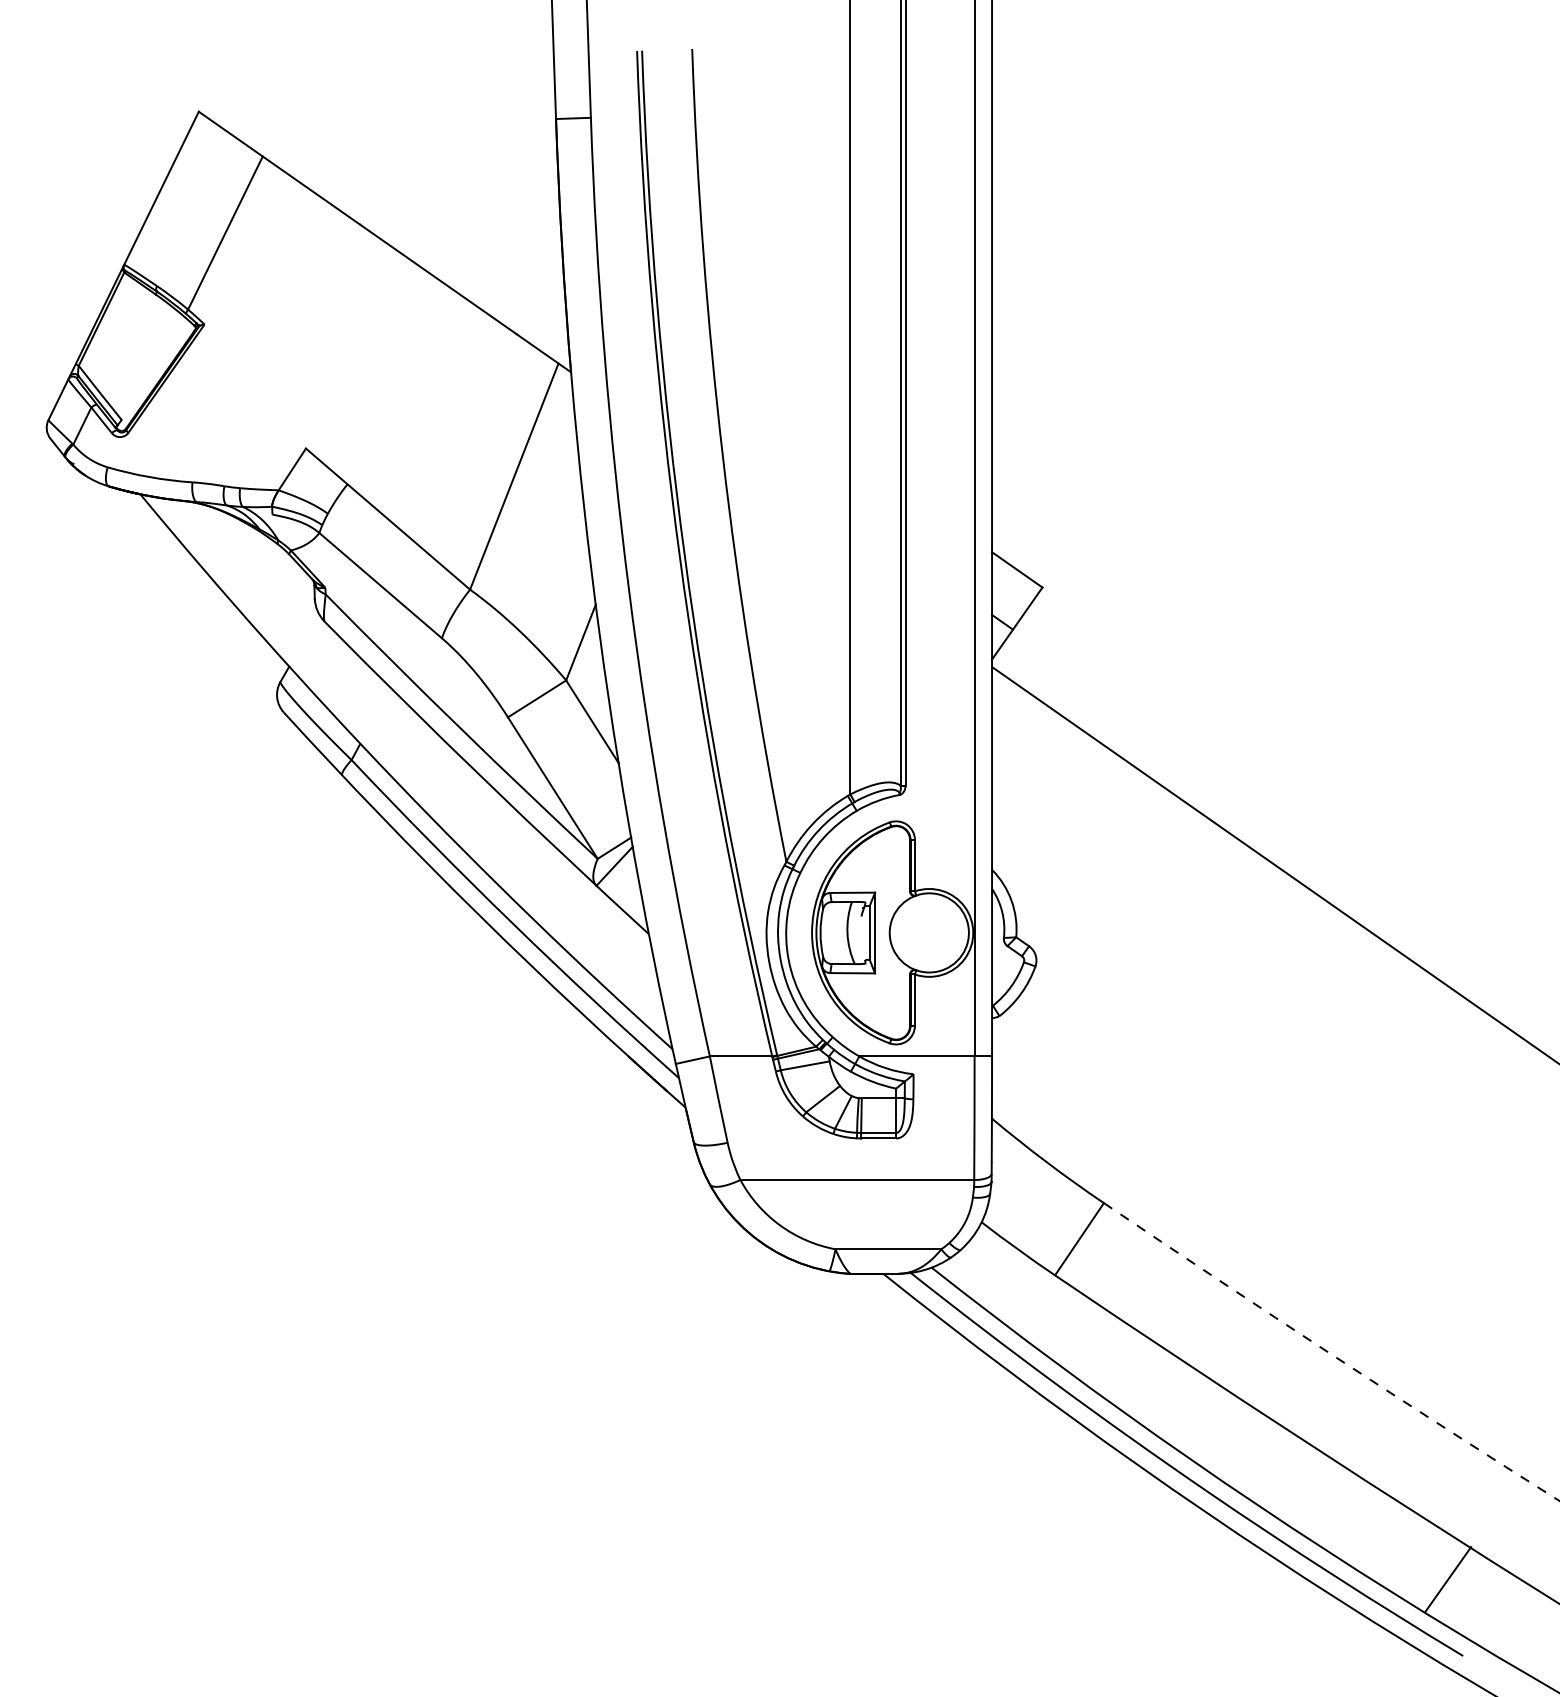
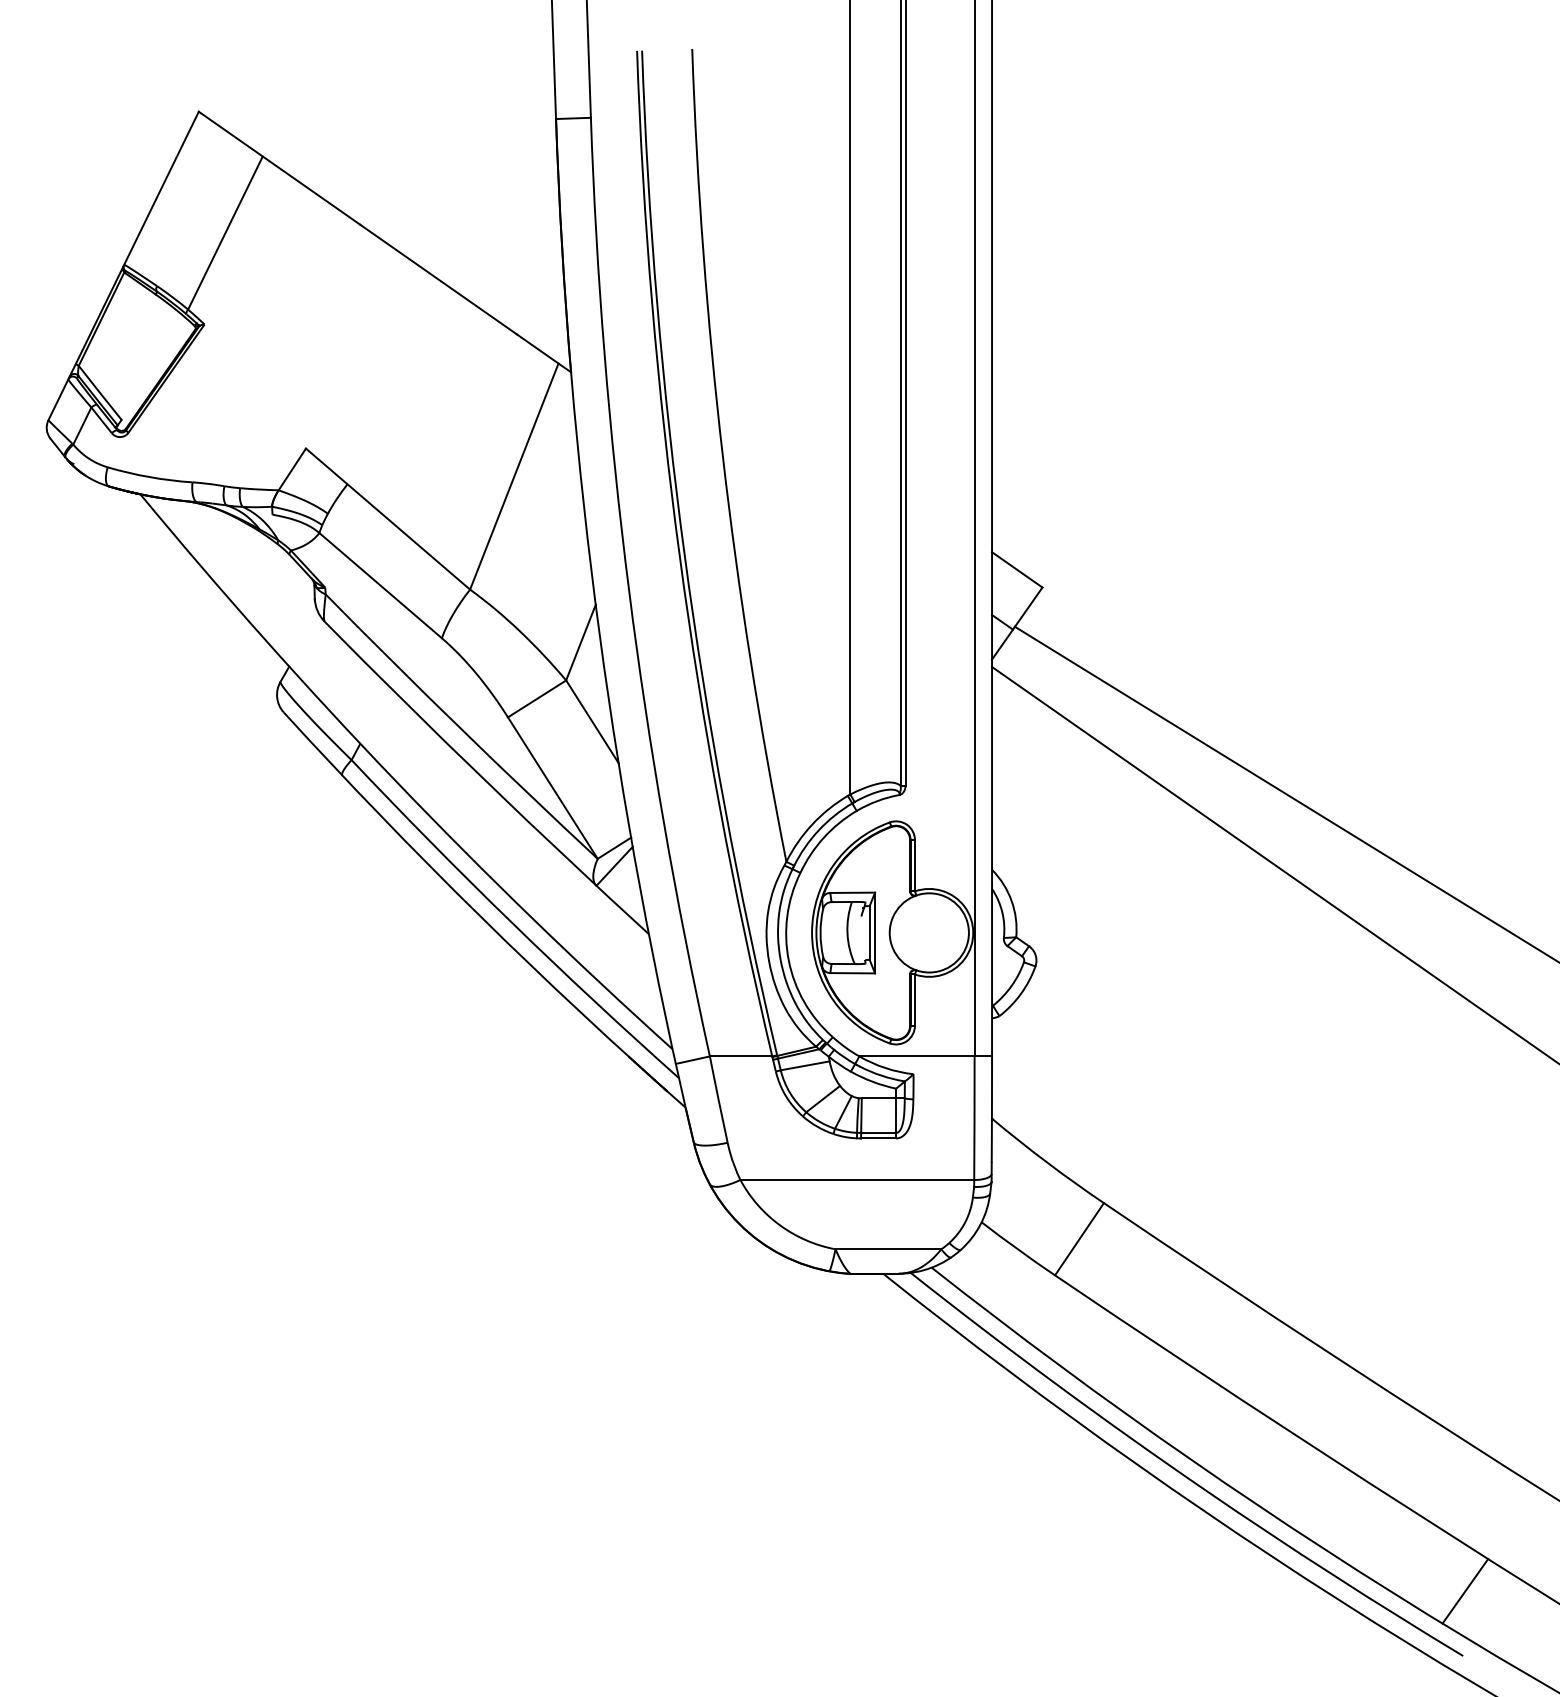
line: none -> present (1285, 793)
arc: dashed -> solid (1331, 1354)
line position: (1448, 1579) -> (1465, 1591) (1465, 1591)
